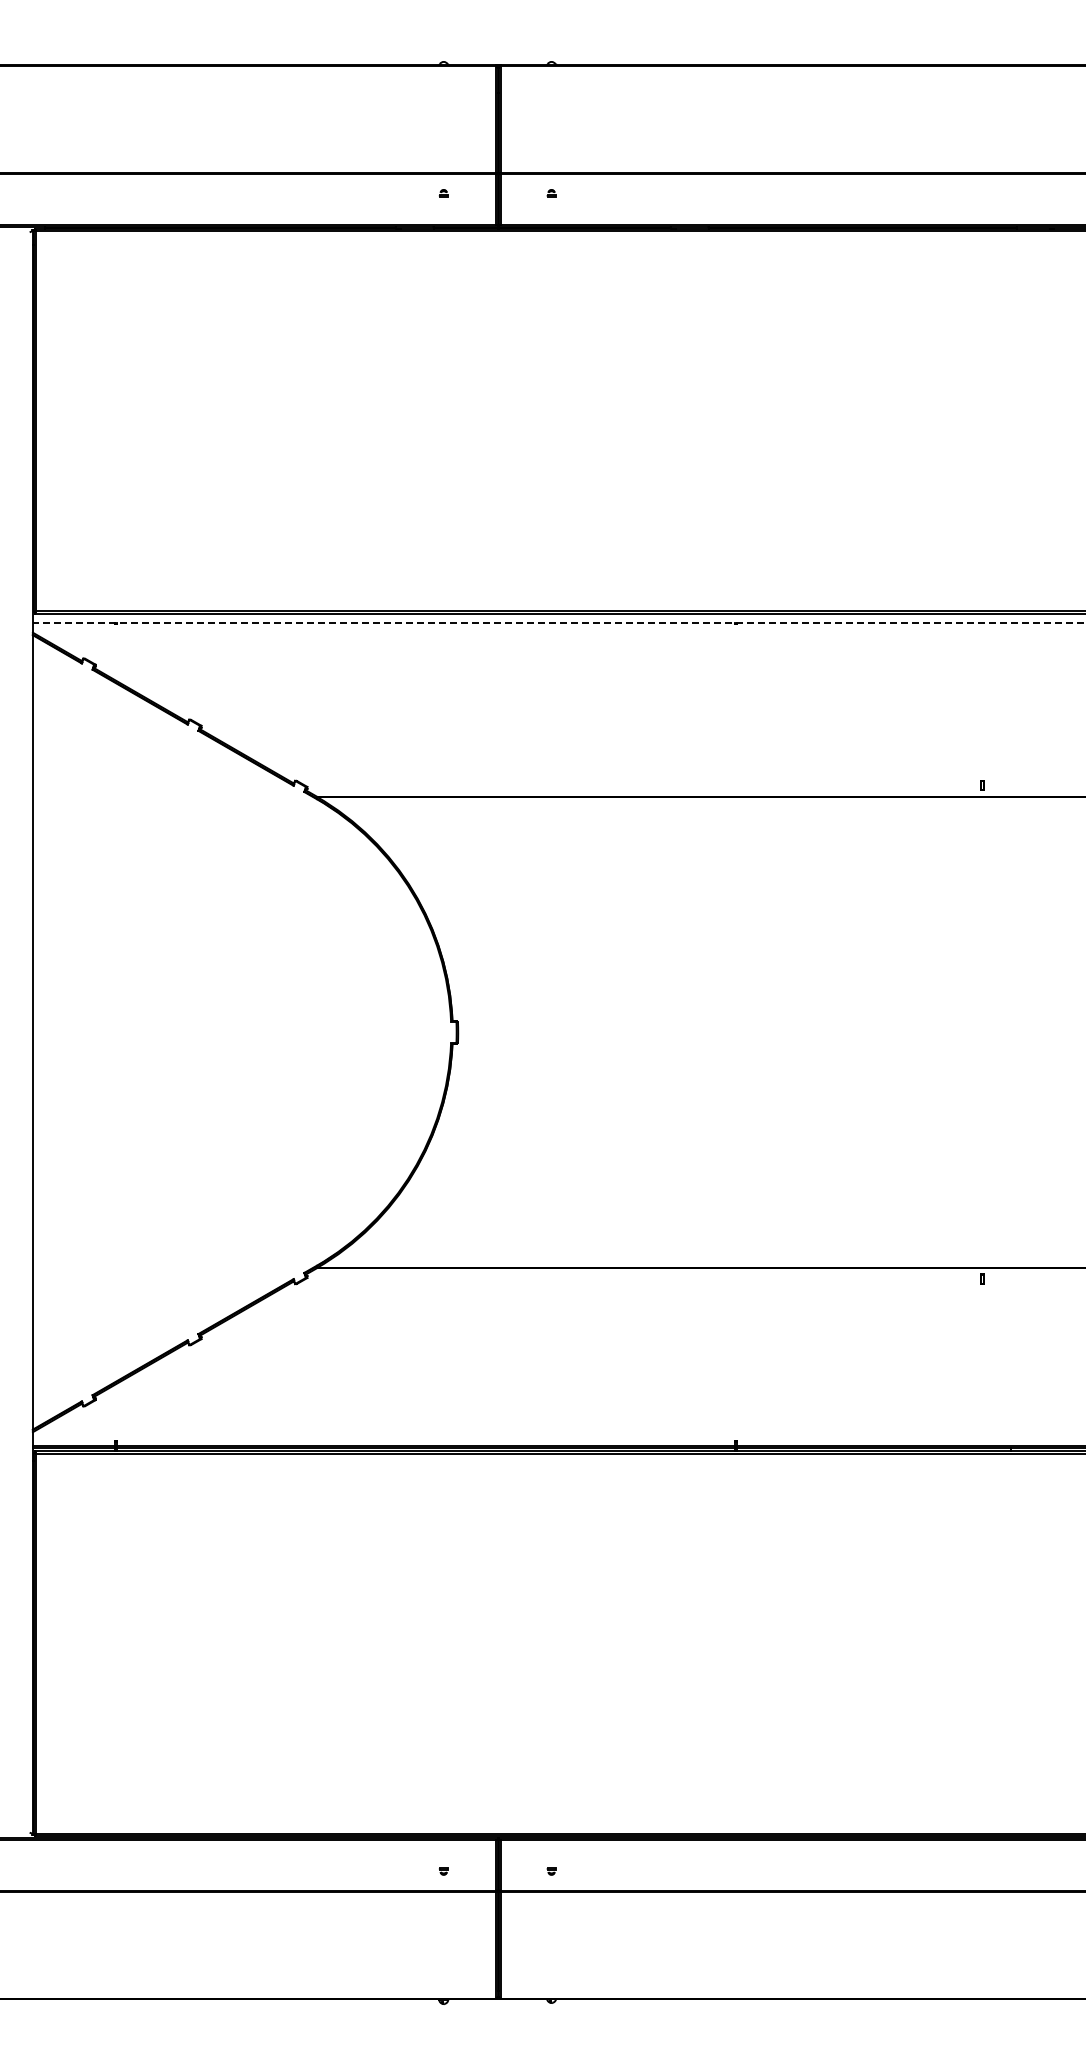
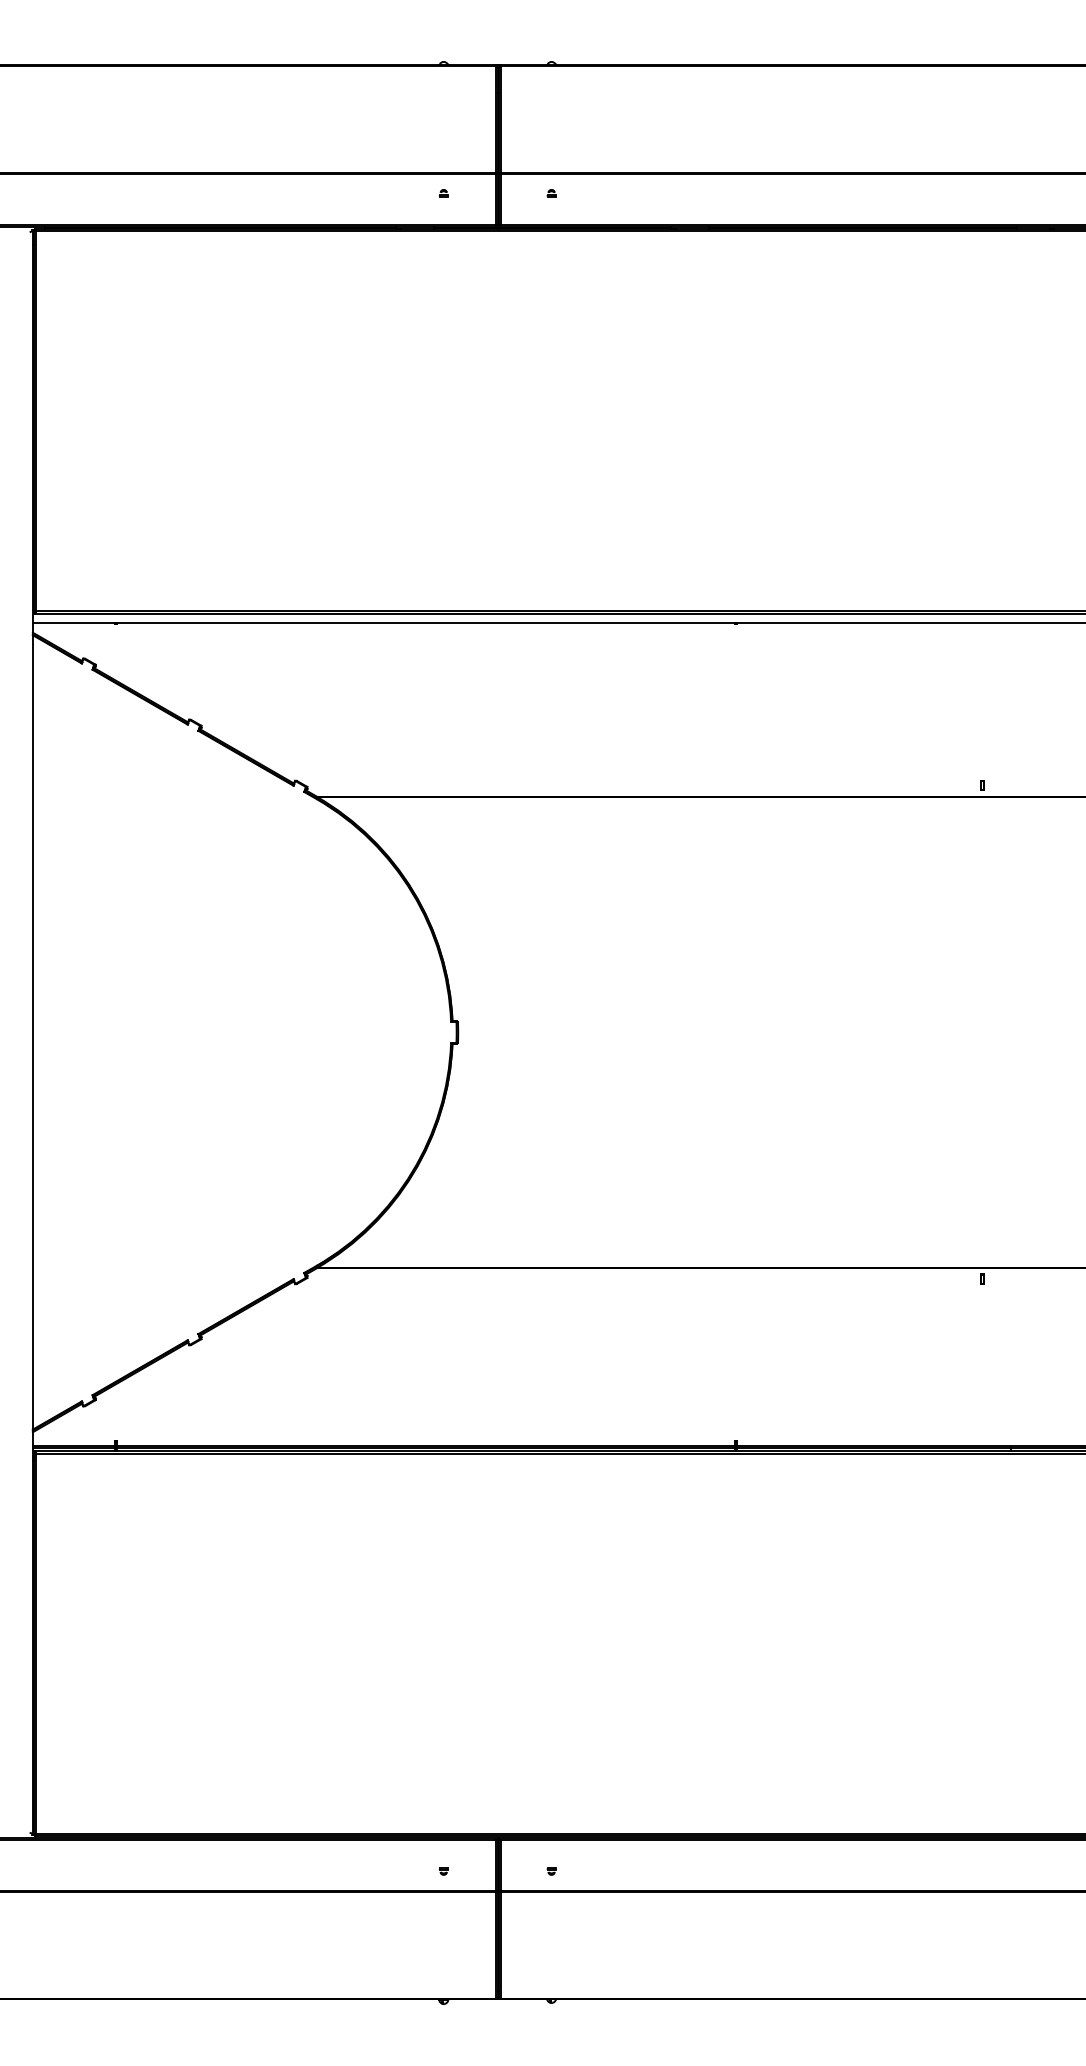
line: dashed -> solid (558, 622)
